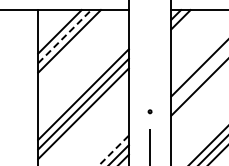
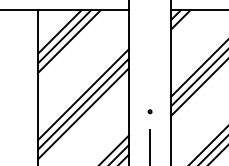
line: dashed -> solid (64, 36)
line: none -> present (198, 78)
line: dashed -> solid (114, 150)
